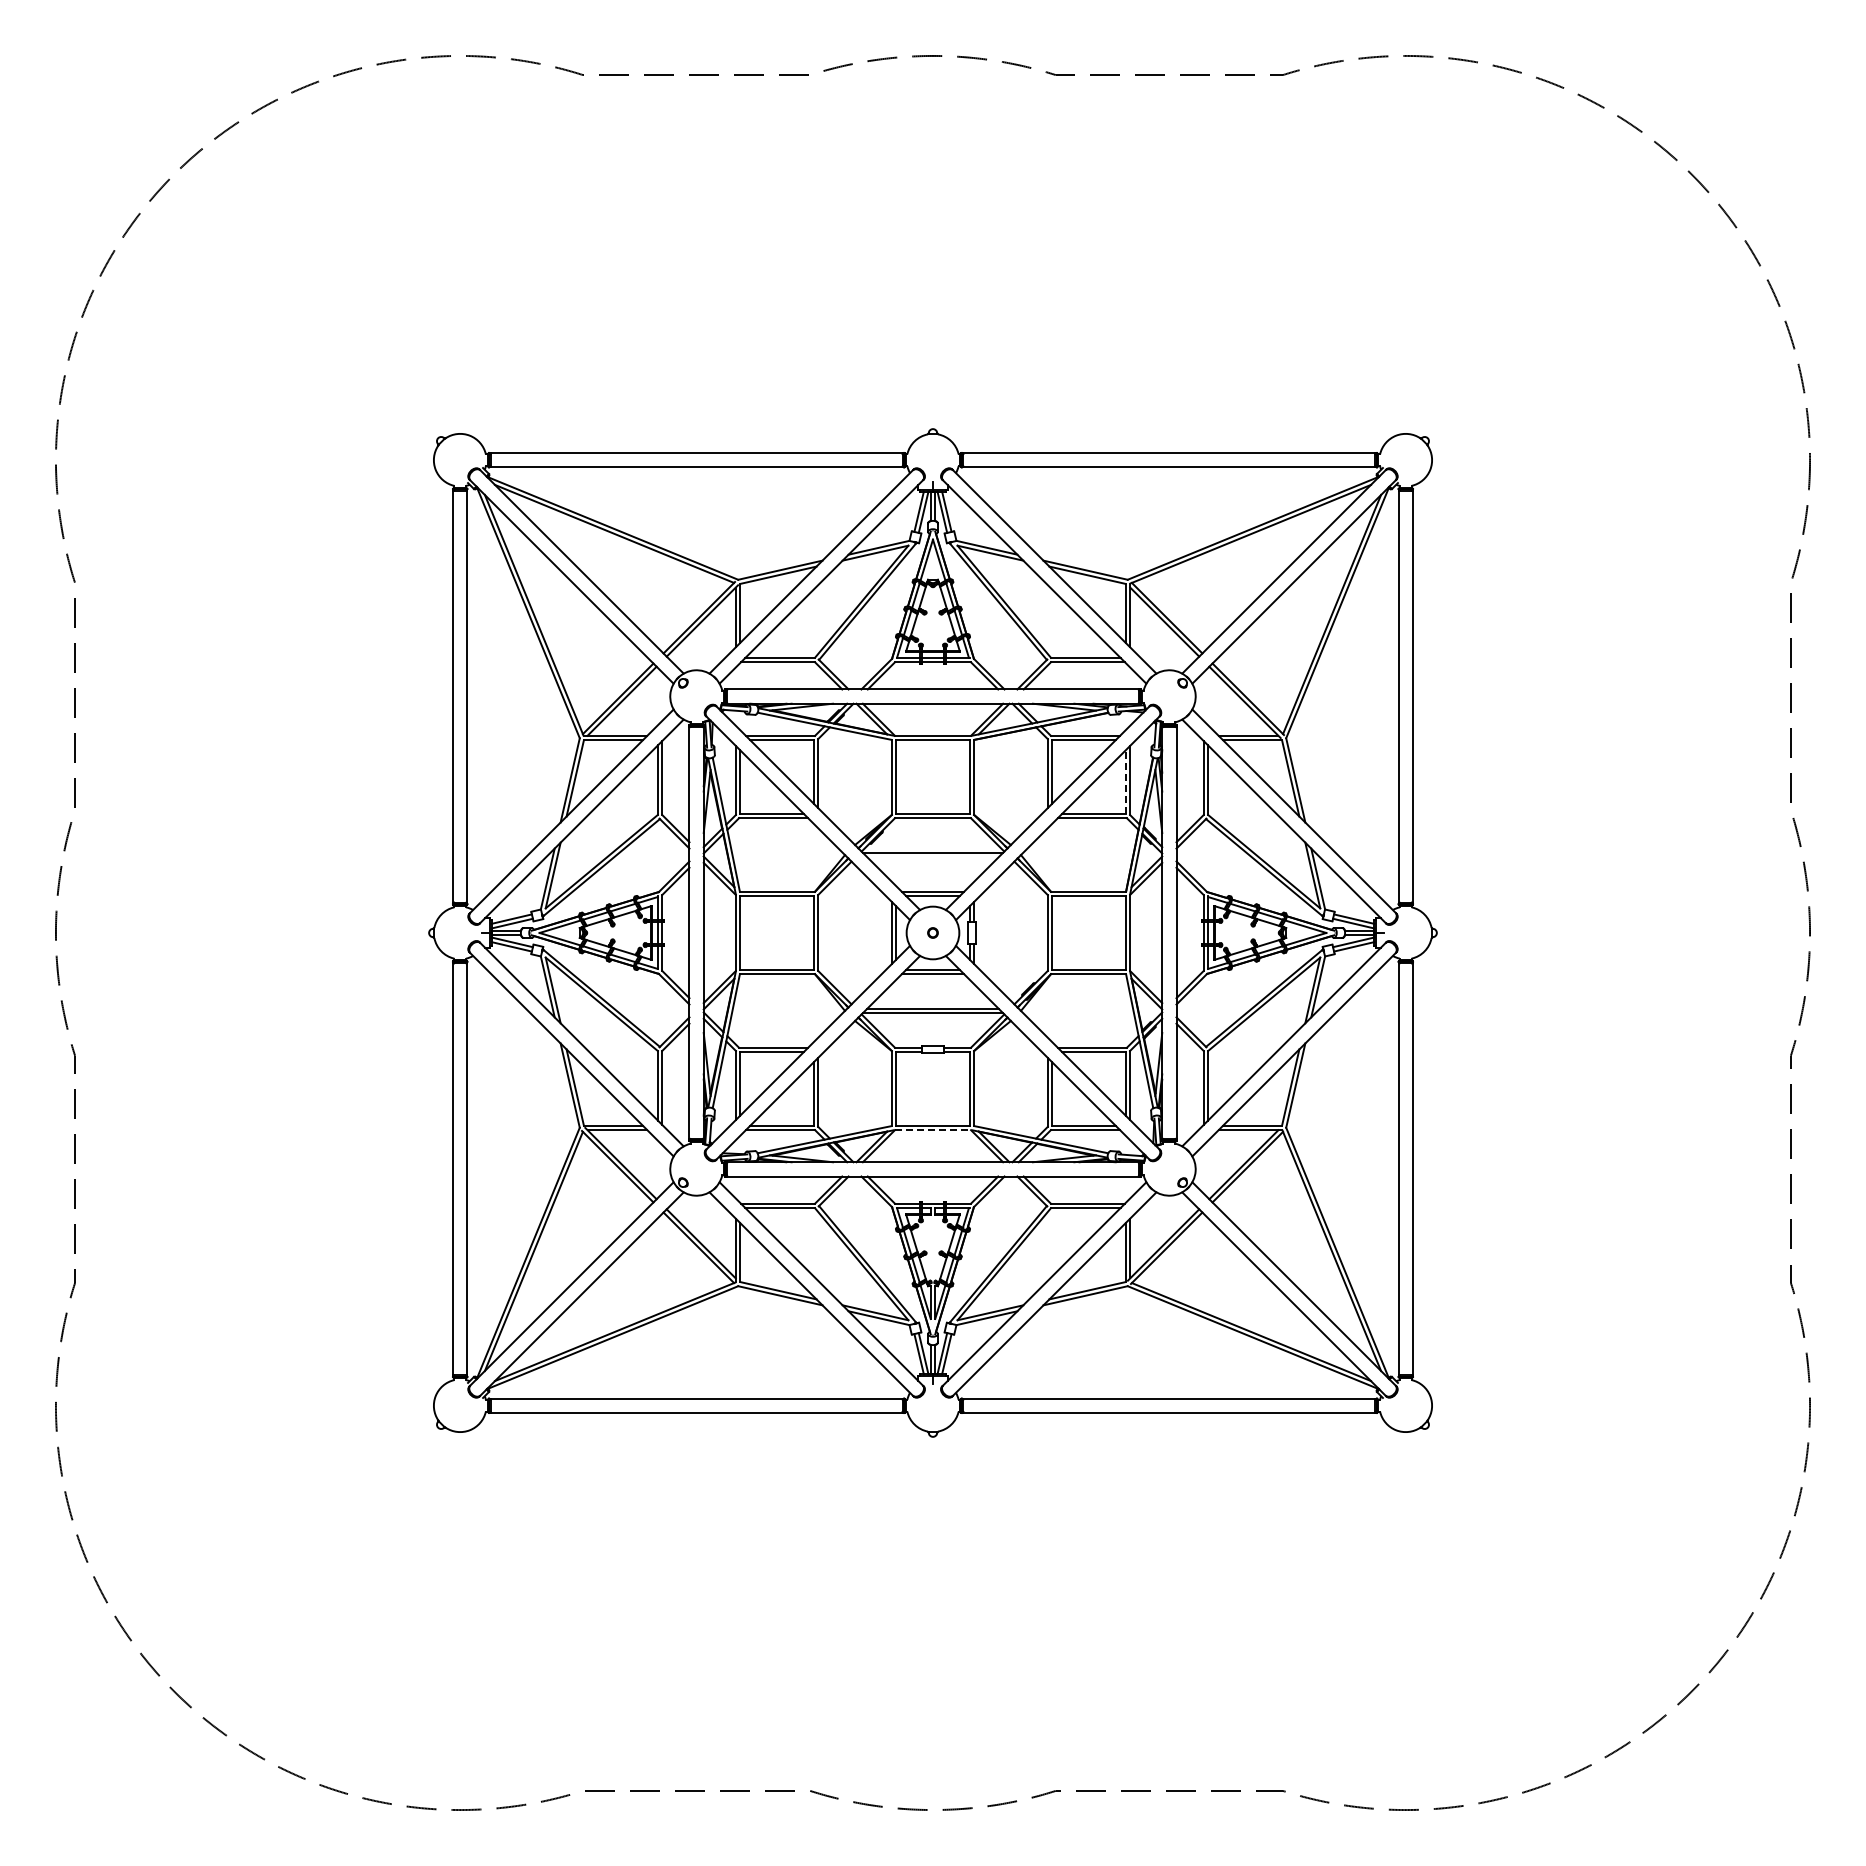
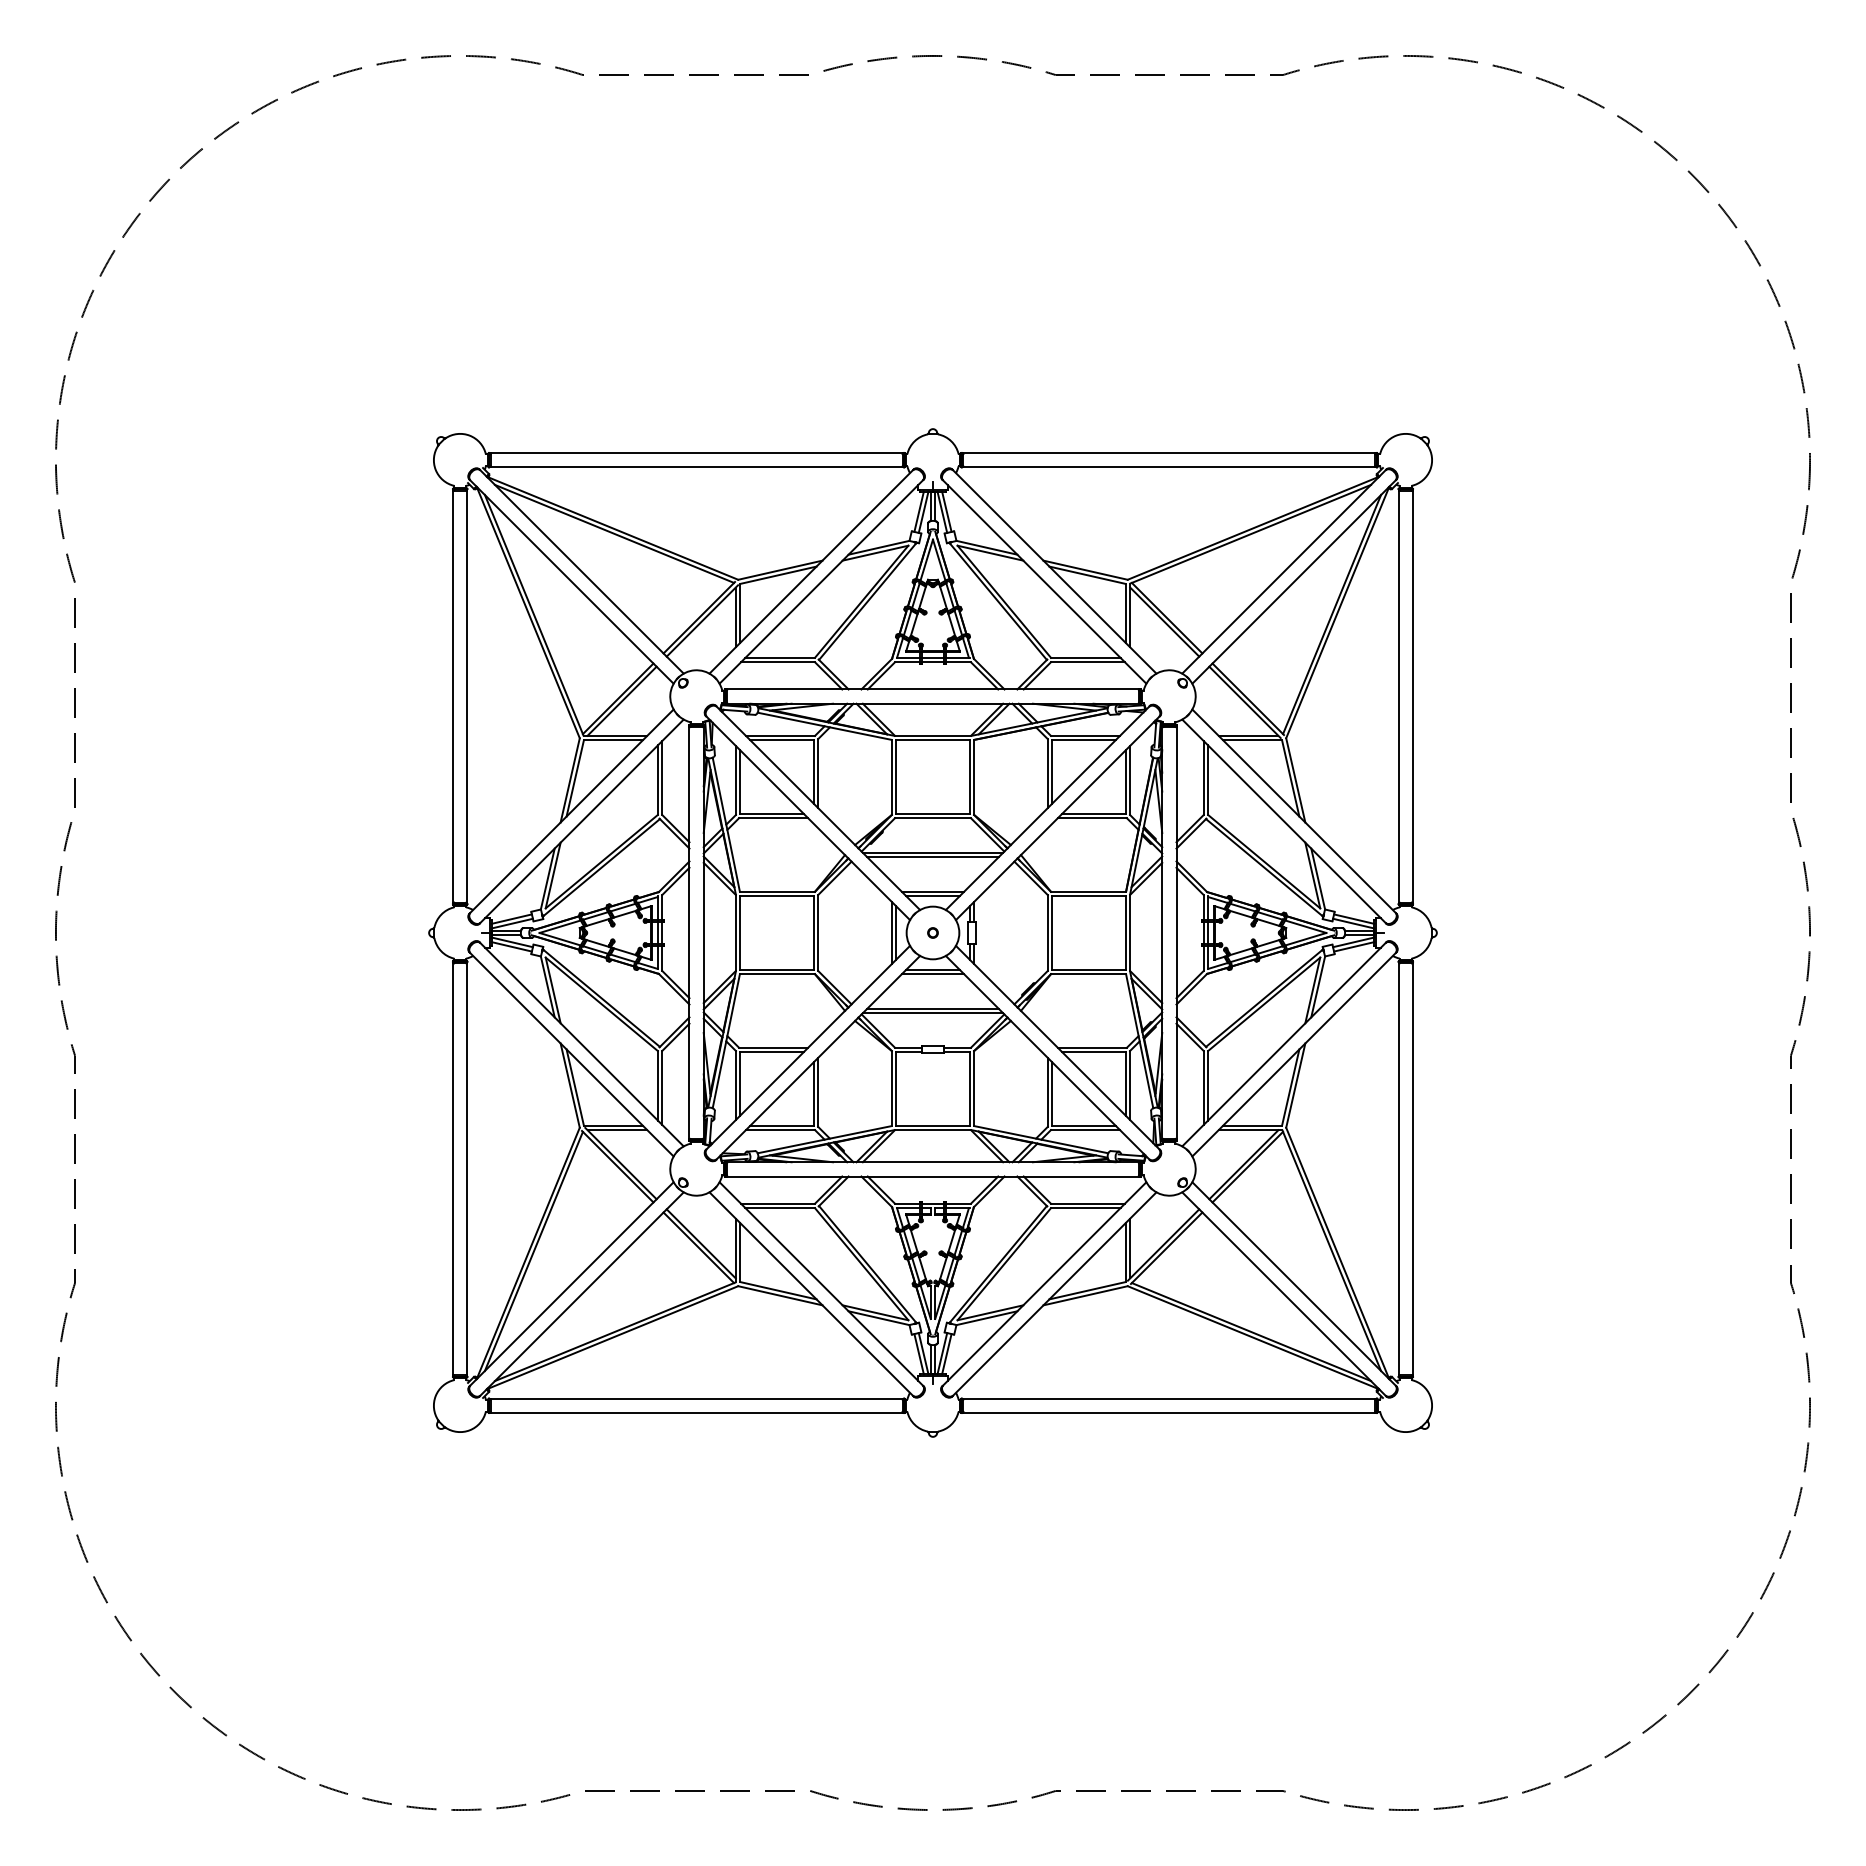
line: dashed -> solid (1125, 782)
line: none -> present (932, 857)
line: dashed -> solid (933, 1130)
